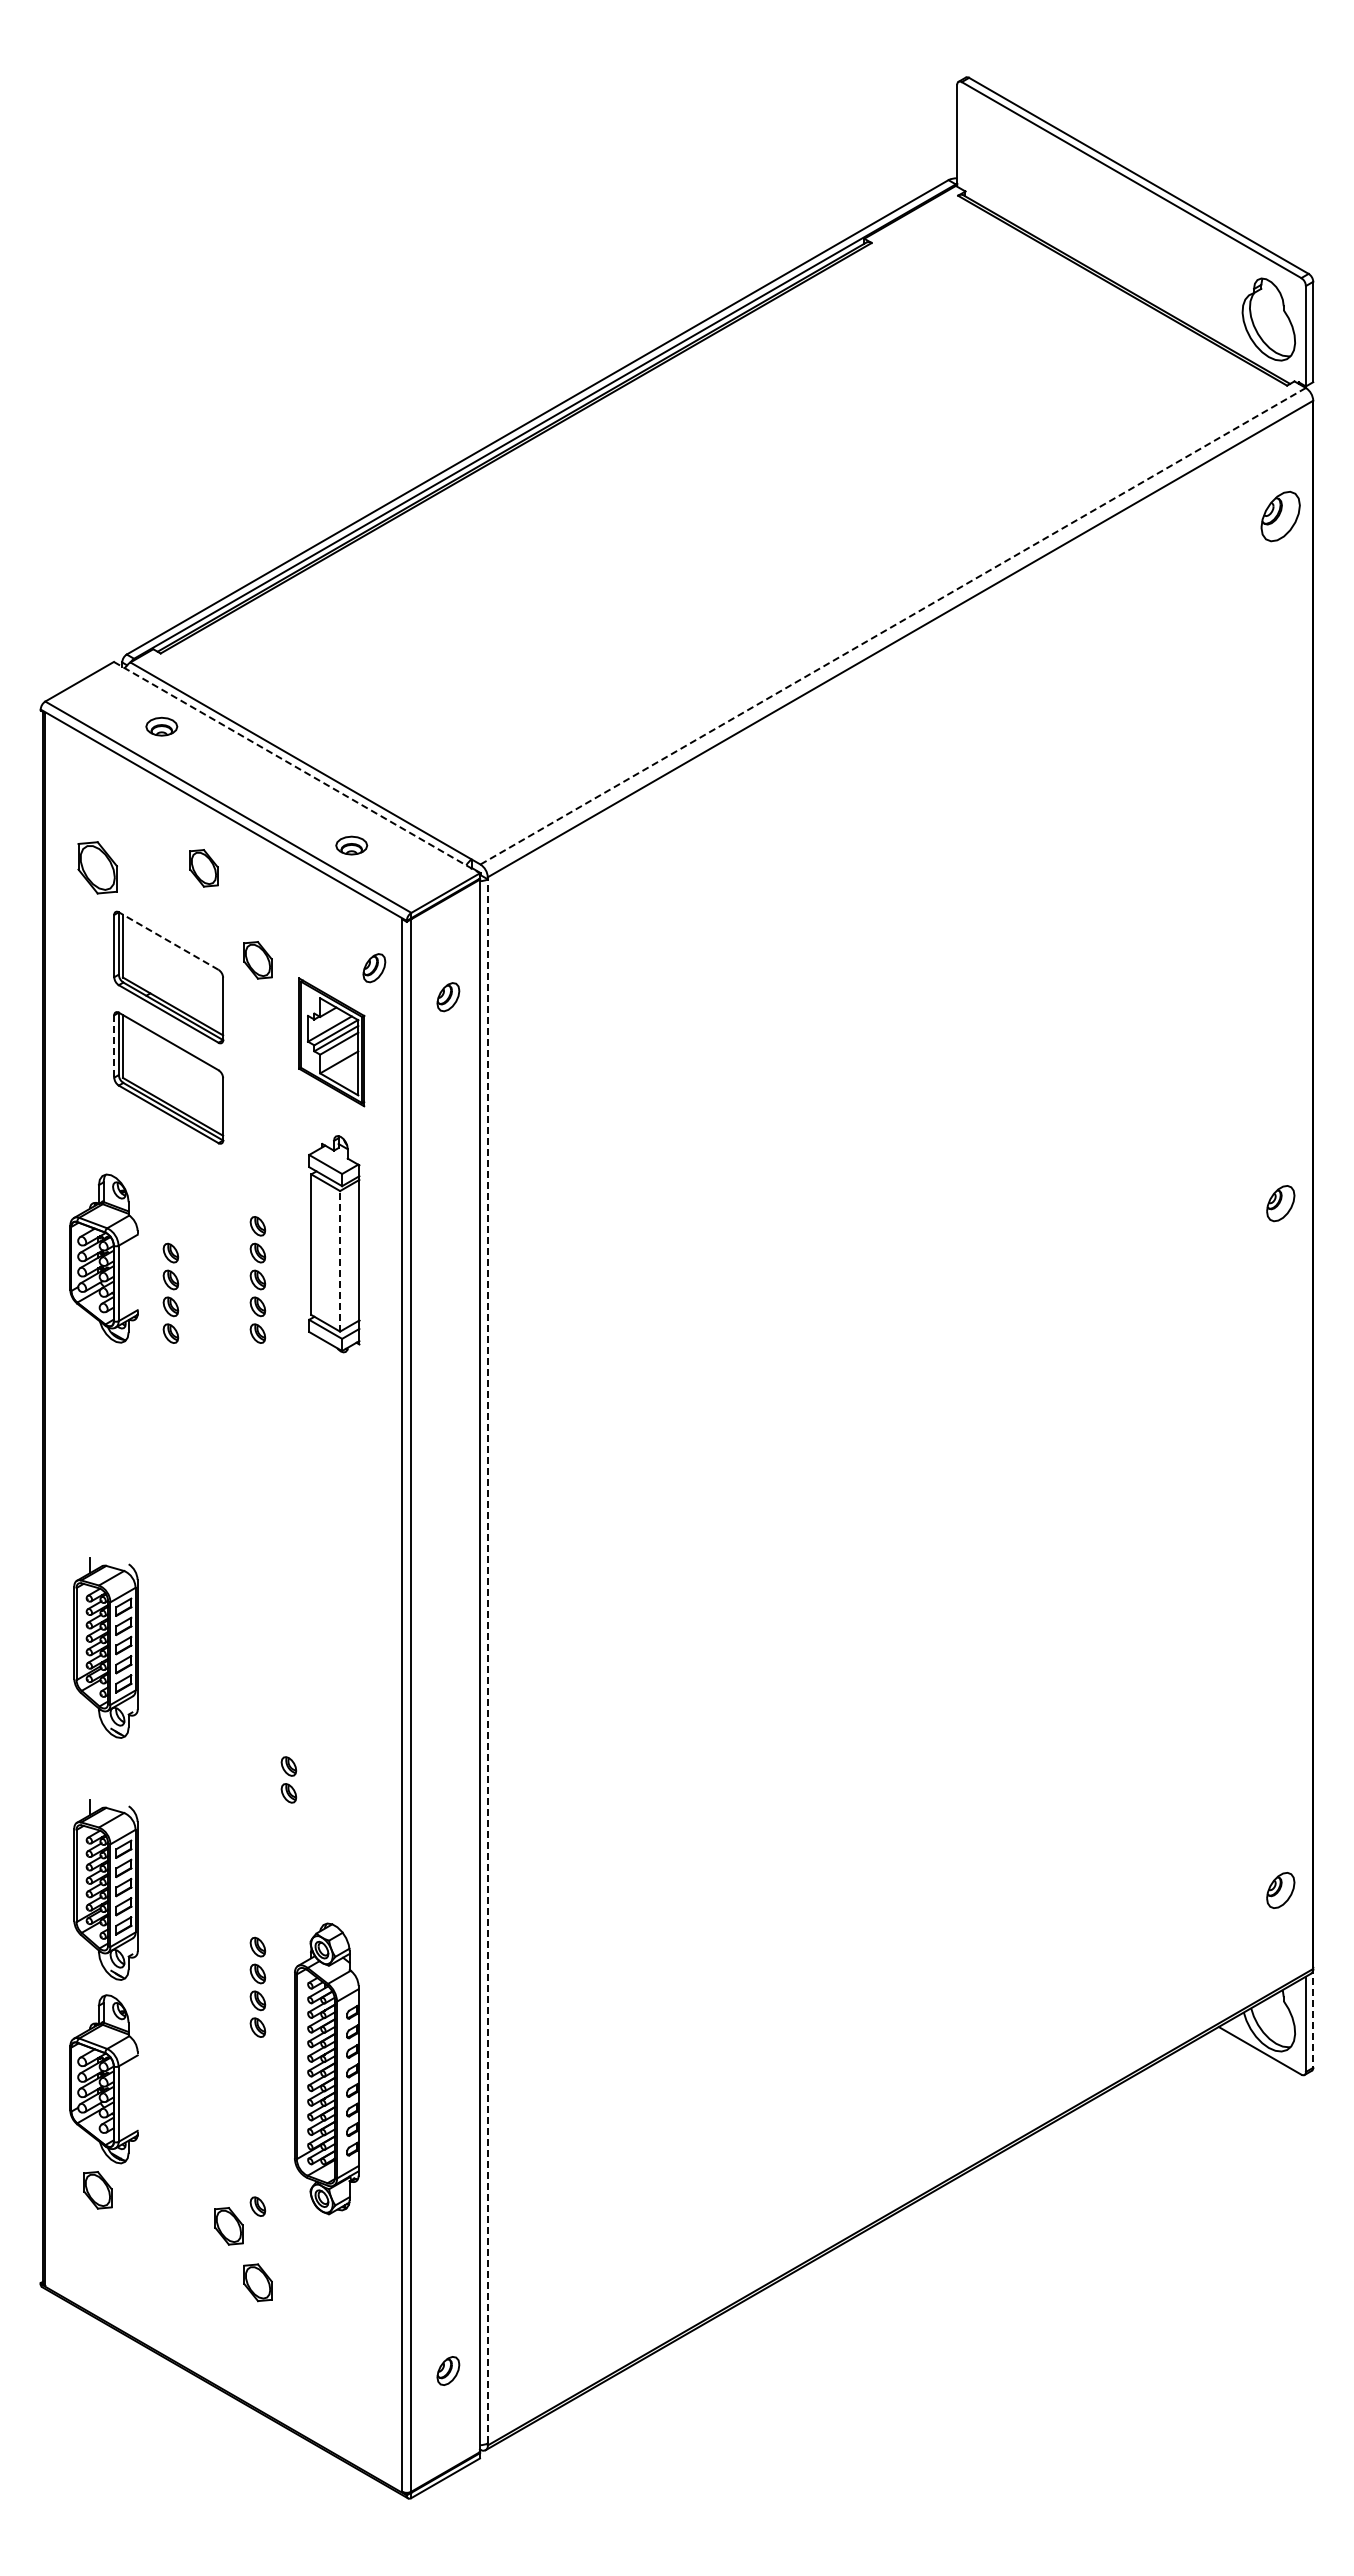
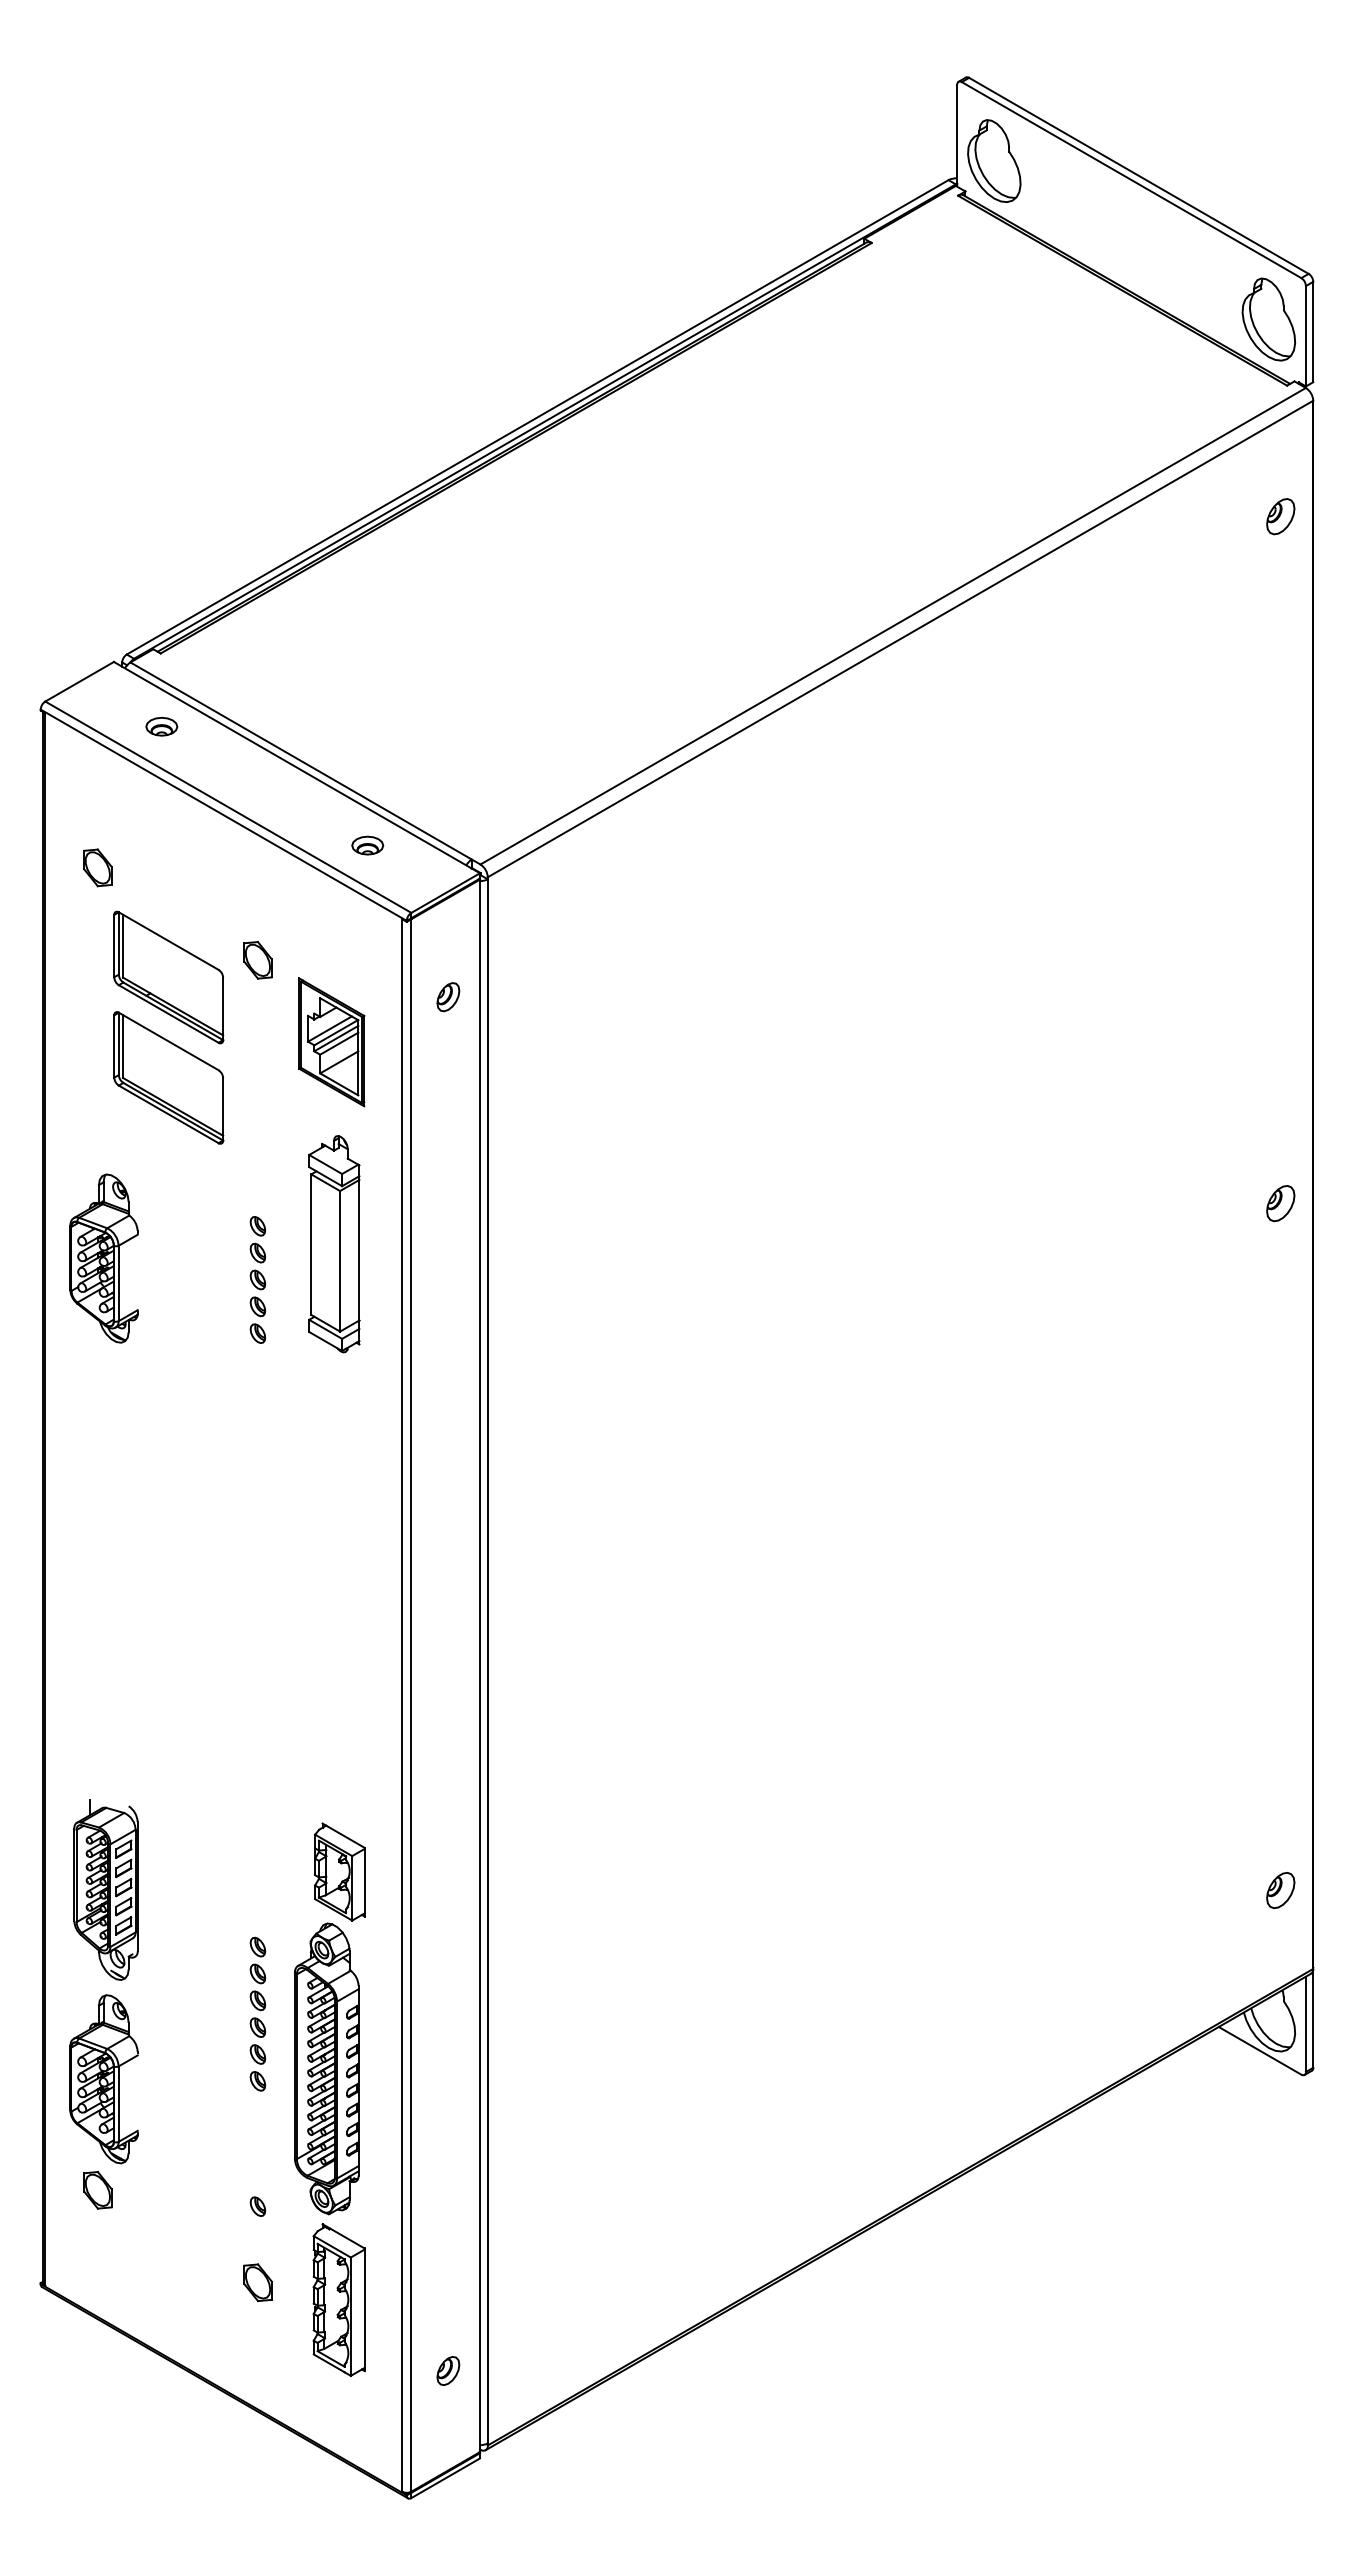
part: none -> present (994, 160)
part size: 41x53 px -> 30x38 px (1280, 516)
line: dashed -> solid (893, 626)
line: dashed -> solid (297, 767)
part position: (351, 845) -> (367, 845) (367, 845)
part size: 41x54 px -> 30x40 px (97, 867)
part: present -> none (203, 868)
line: dashed -> solid (168, 941)
part: present -> none (374, 968)
line: dashed -> solid (114, 1047)
line: dashed -> solid (340, 1260)
part: present -> none (170, 1292)
part: present -> none (105, 1647)
line: dashed -> solid (487, 1660)
part position: (288, 1779) -> (257, 2067) (257, 2067)
part: none -> present (339, 1871)
line: dashed -> solid (1313, 2018)
part: present -> none (228, 2226)
part: none -> present (338, 2299)
